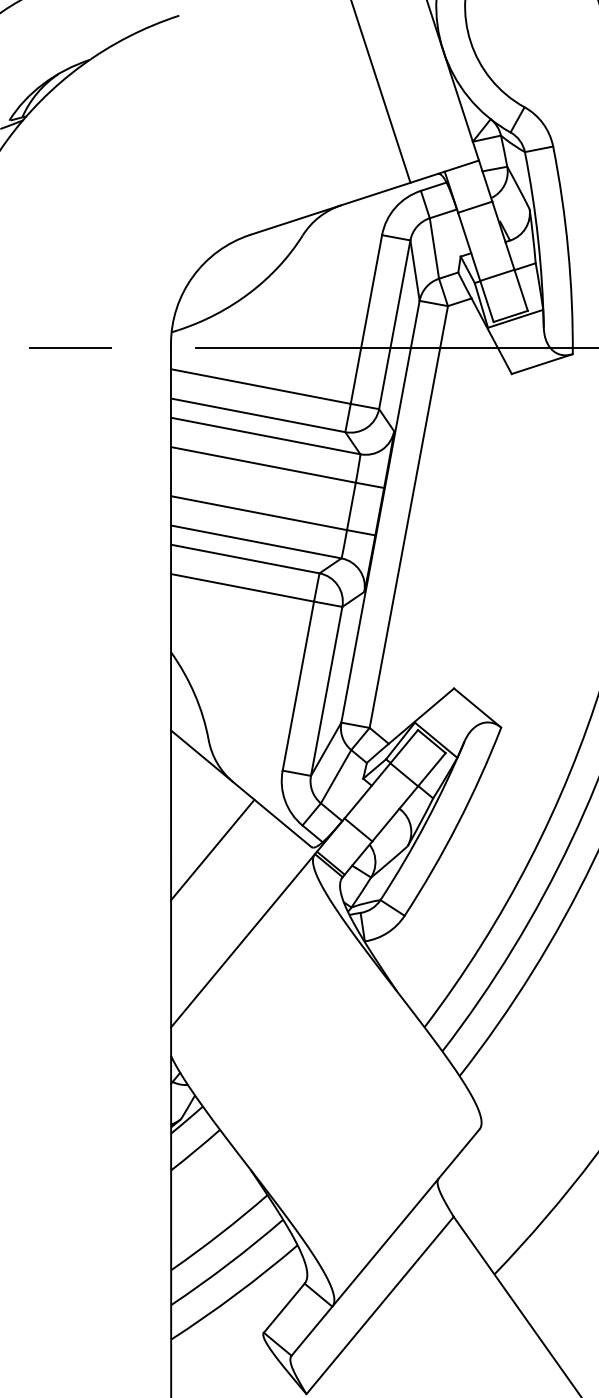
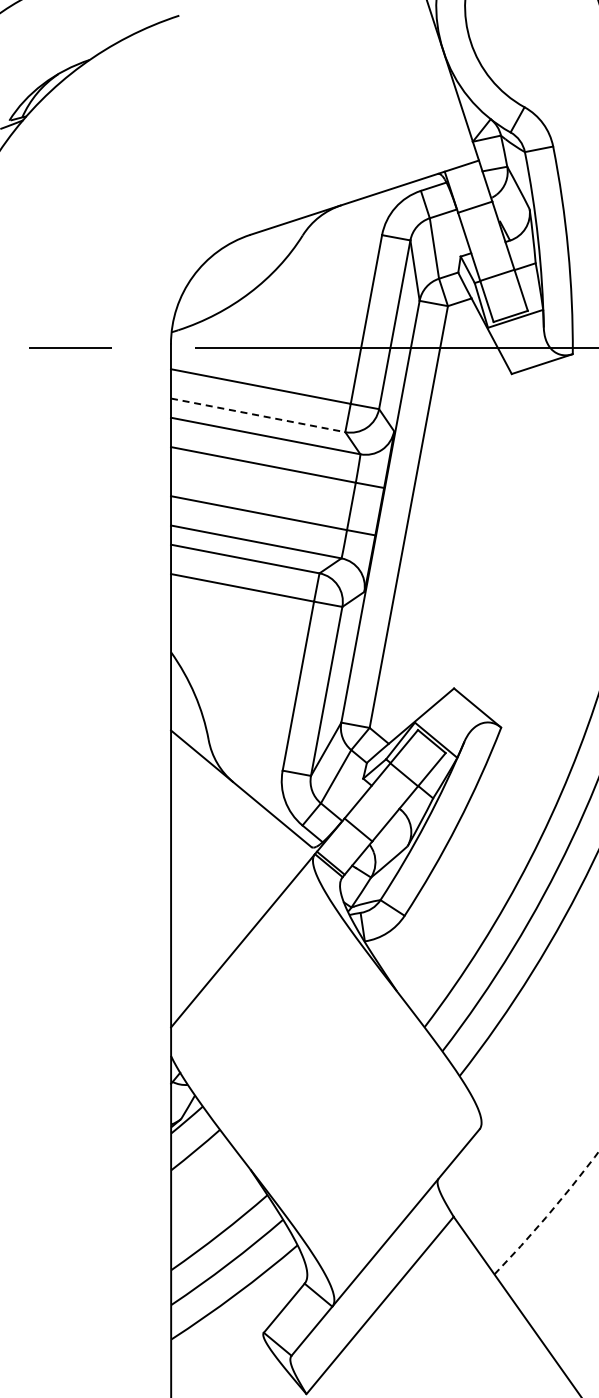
line: present -> none (380, 92)
line: solid -> dashed (258, 415)
line: present -> none (212, 849)
arc: solid -> dashed (548, 1214)
